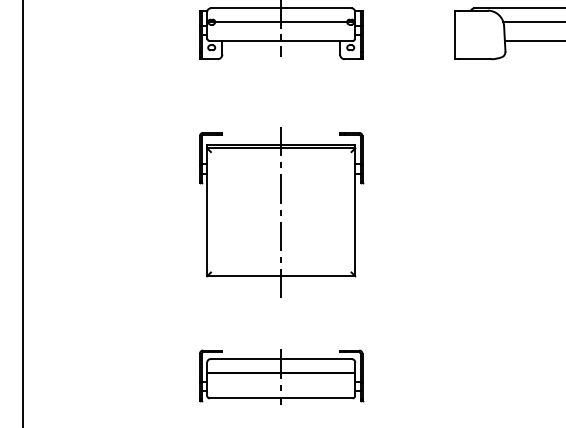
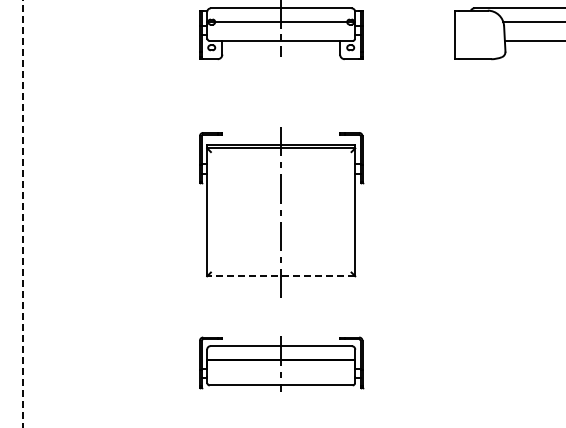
line: solid -> dashed (23, 214)
line: solid -> dashed (280, 276)
part position: (281, 376) -> (281, 363) (281, 363)
